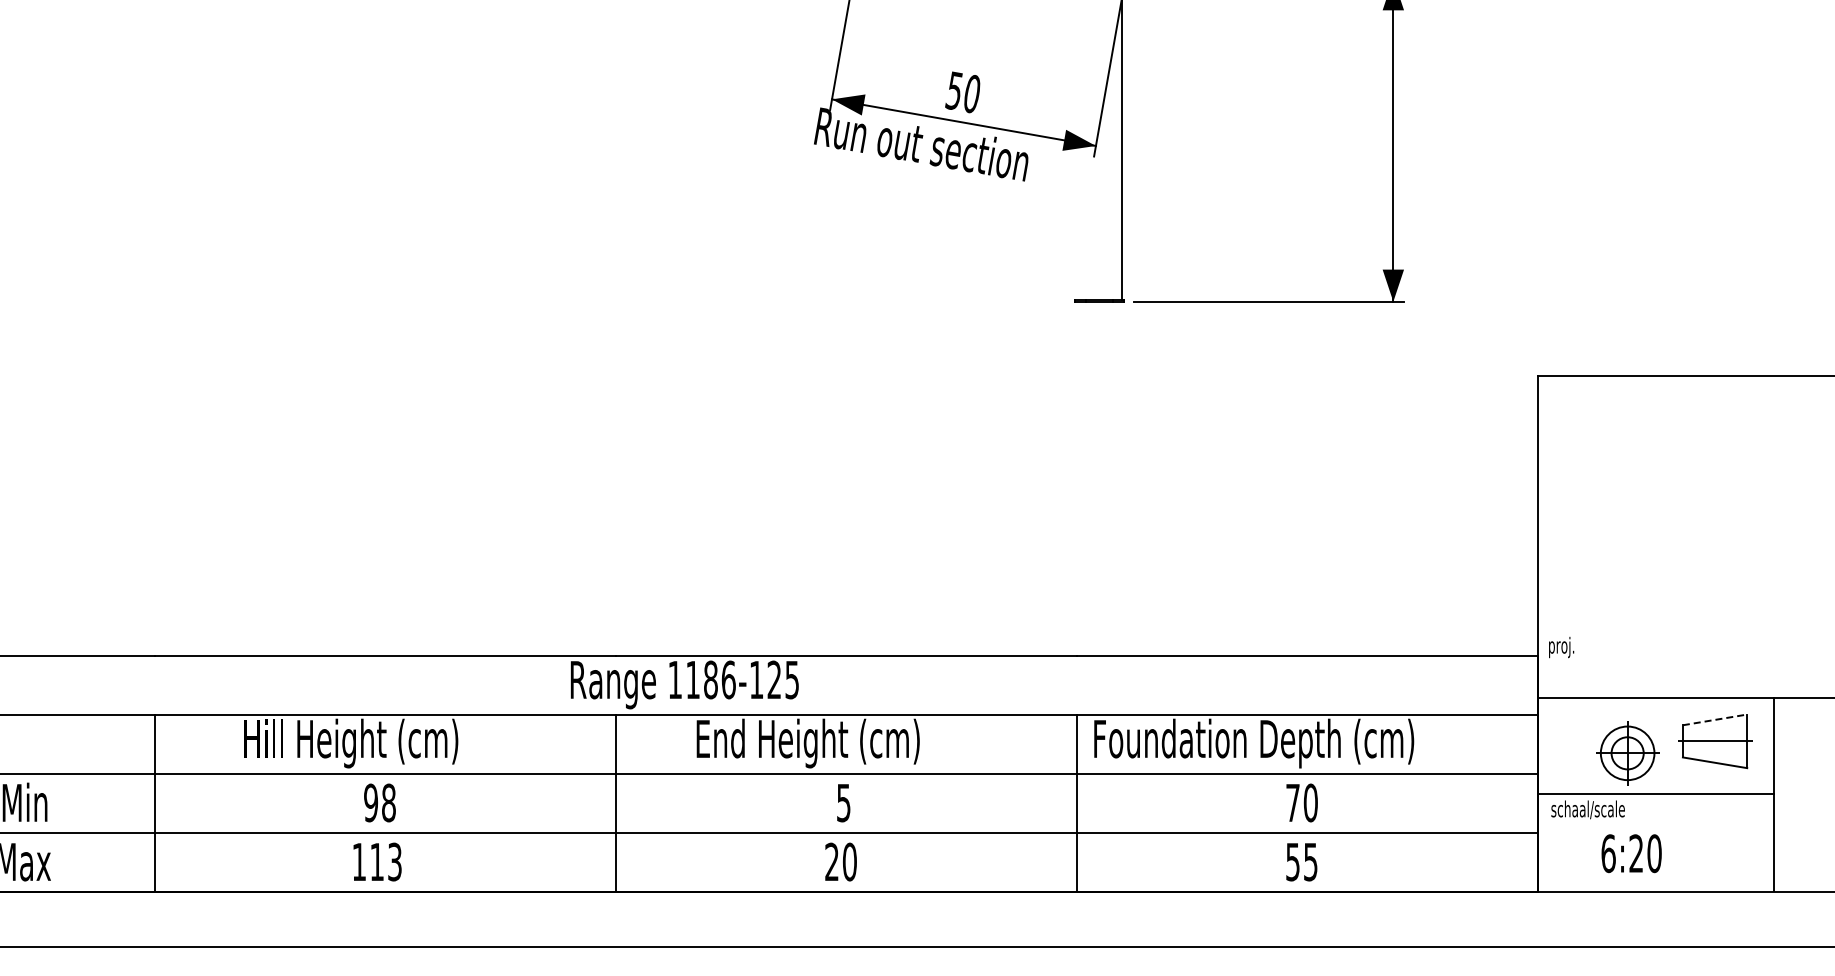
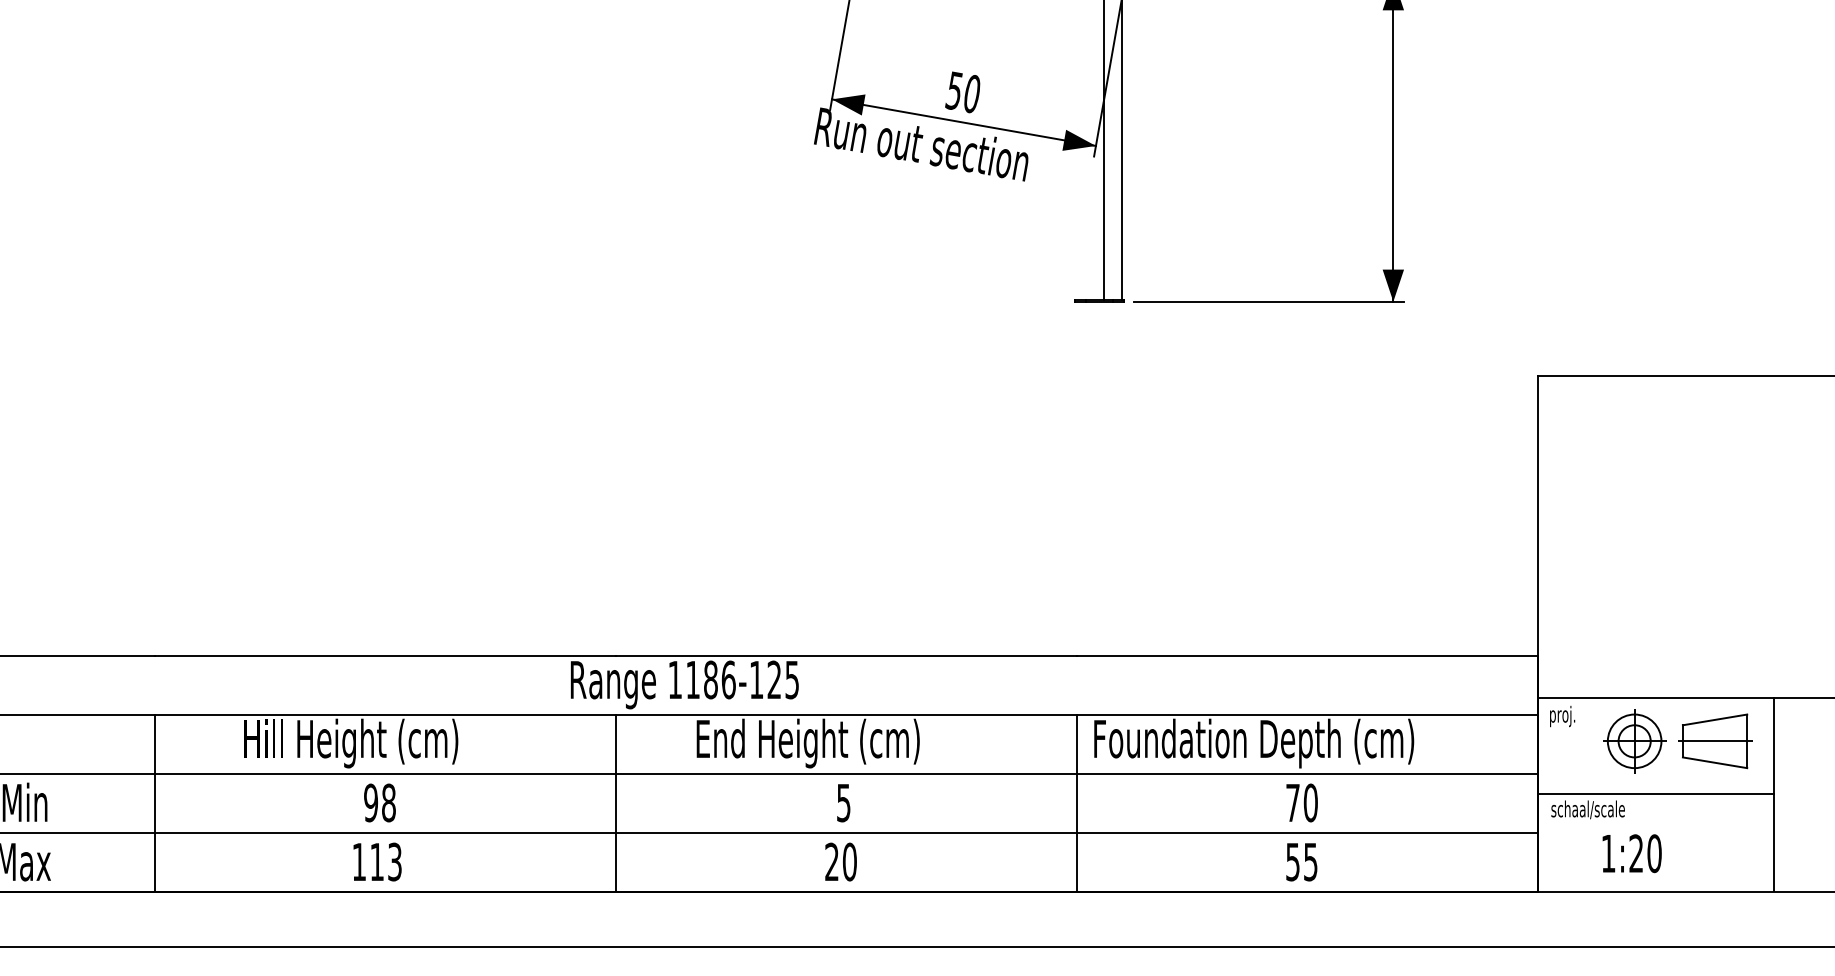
line: none -> present (1103, 150)
text position: (1561, 647) -> (1562, 716) (1562, 716)
line: dashed -> solid (1715, 719)
part position: (1627, 753) -> (1634, 741) (1634, 741)
text: 6:20 -> 1:20 (1608, 853)
